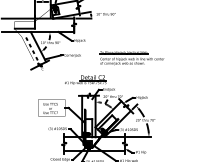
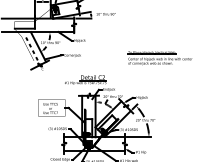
part position: (131, 58) -> (159, 58) (159, 58)
